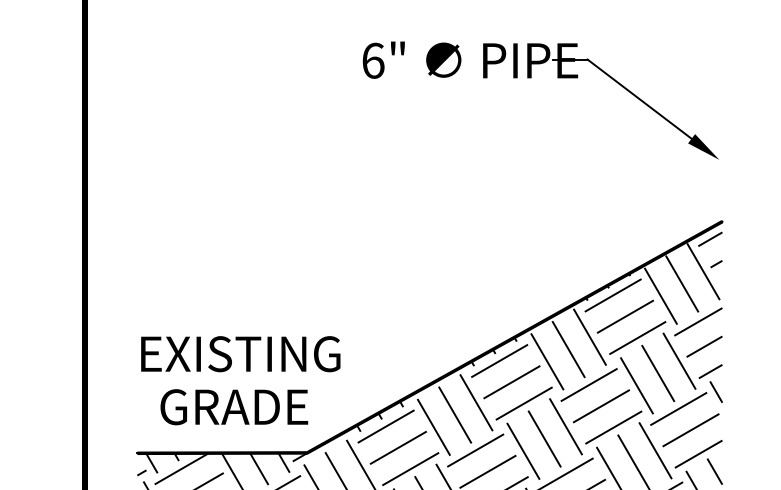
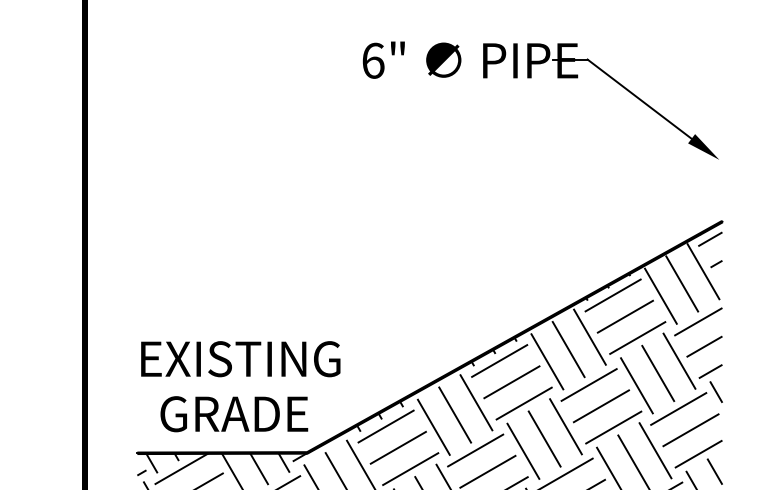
text position: (240, 354) -> (240, 359) (240, 359)
text position: (234, 407) -> (234, 414) (234, 414)
